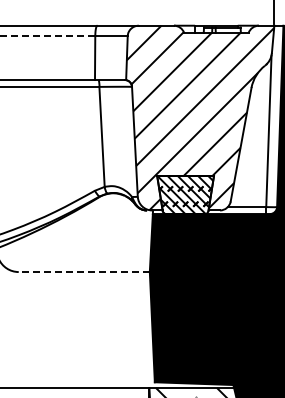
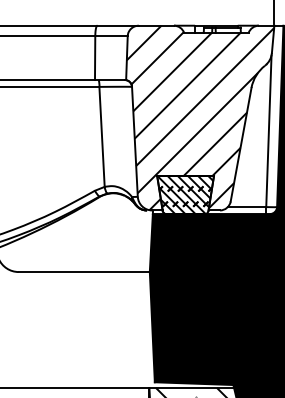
line: dashed -> solid (47, 36)
line: dashed -> solid (84, 272)
